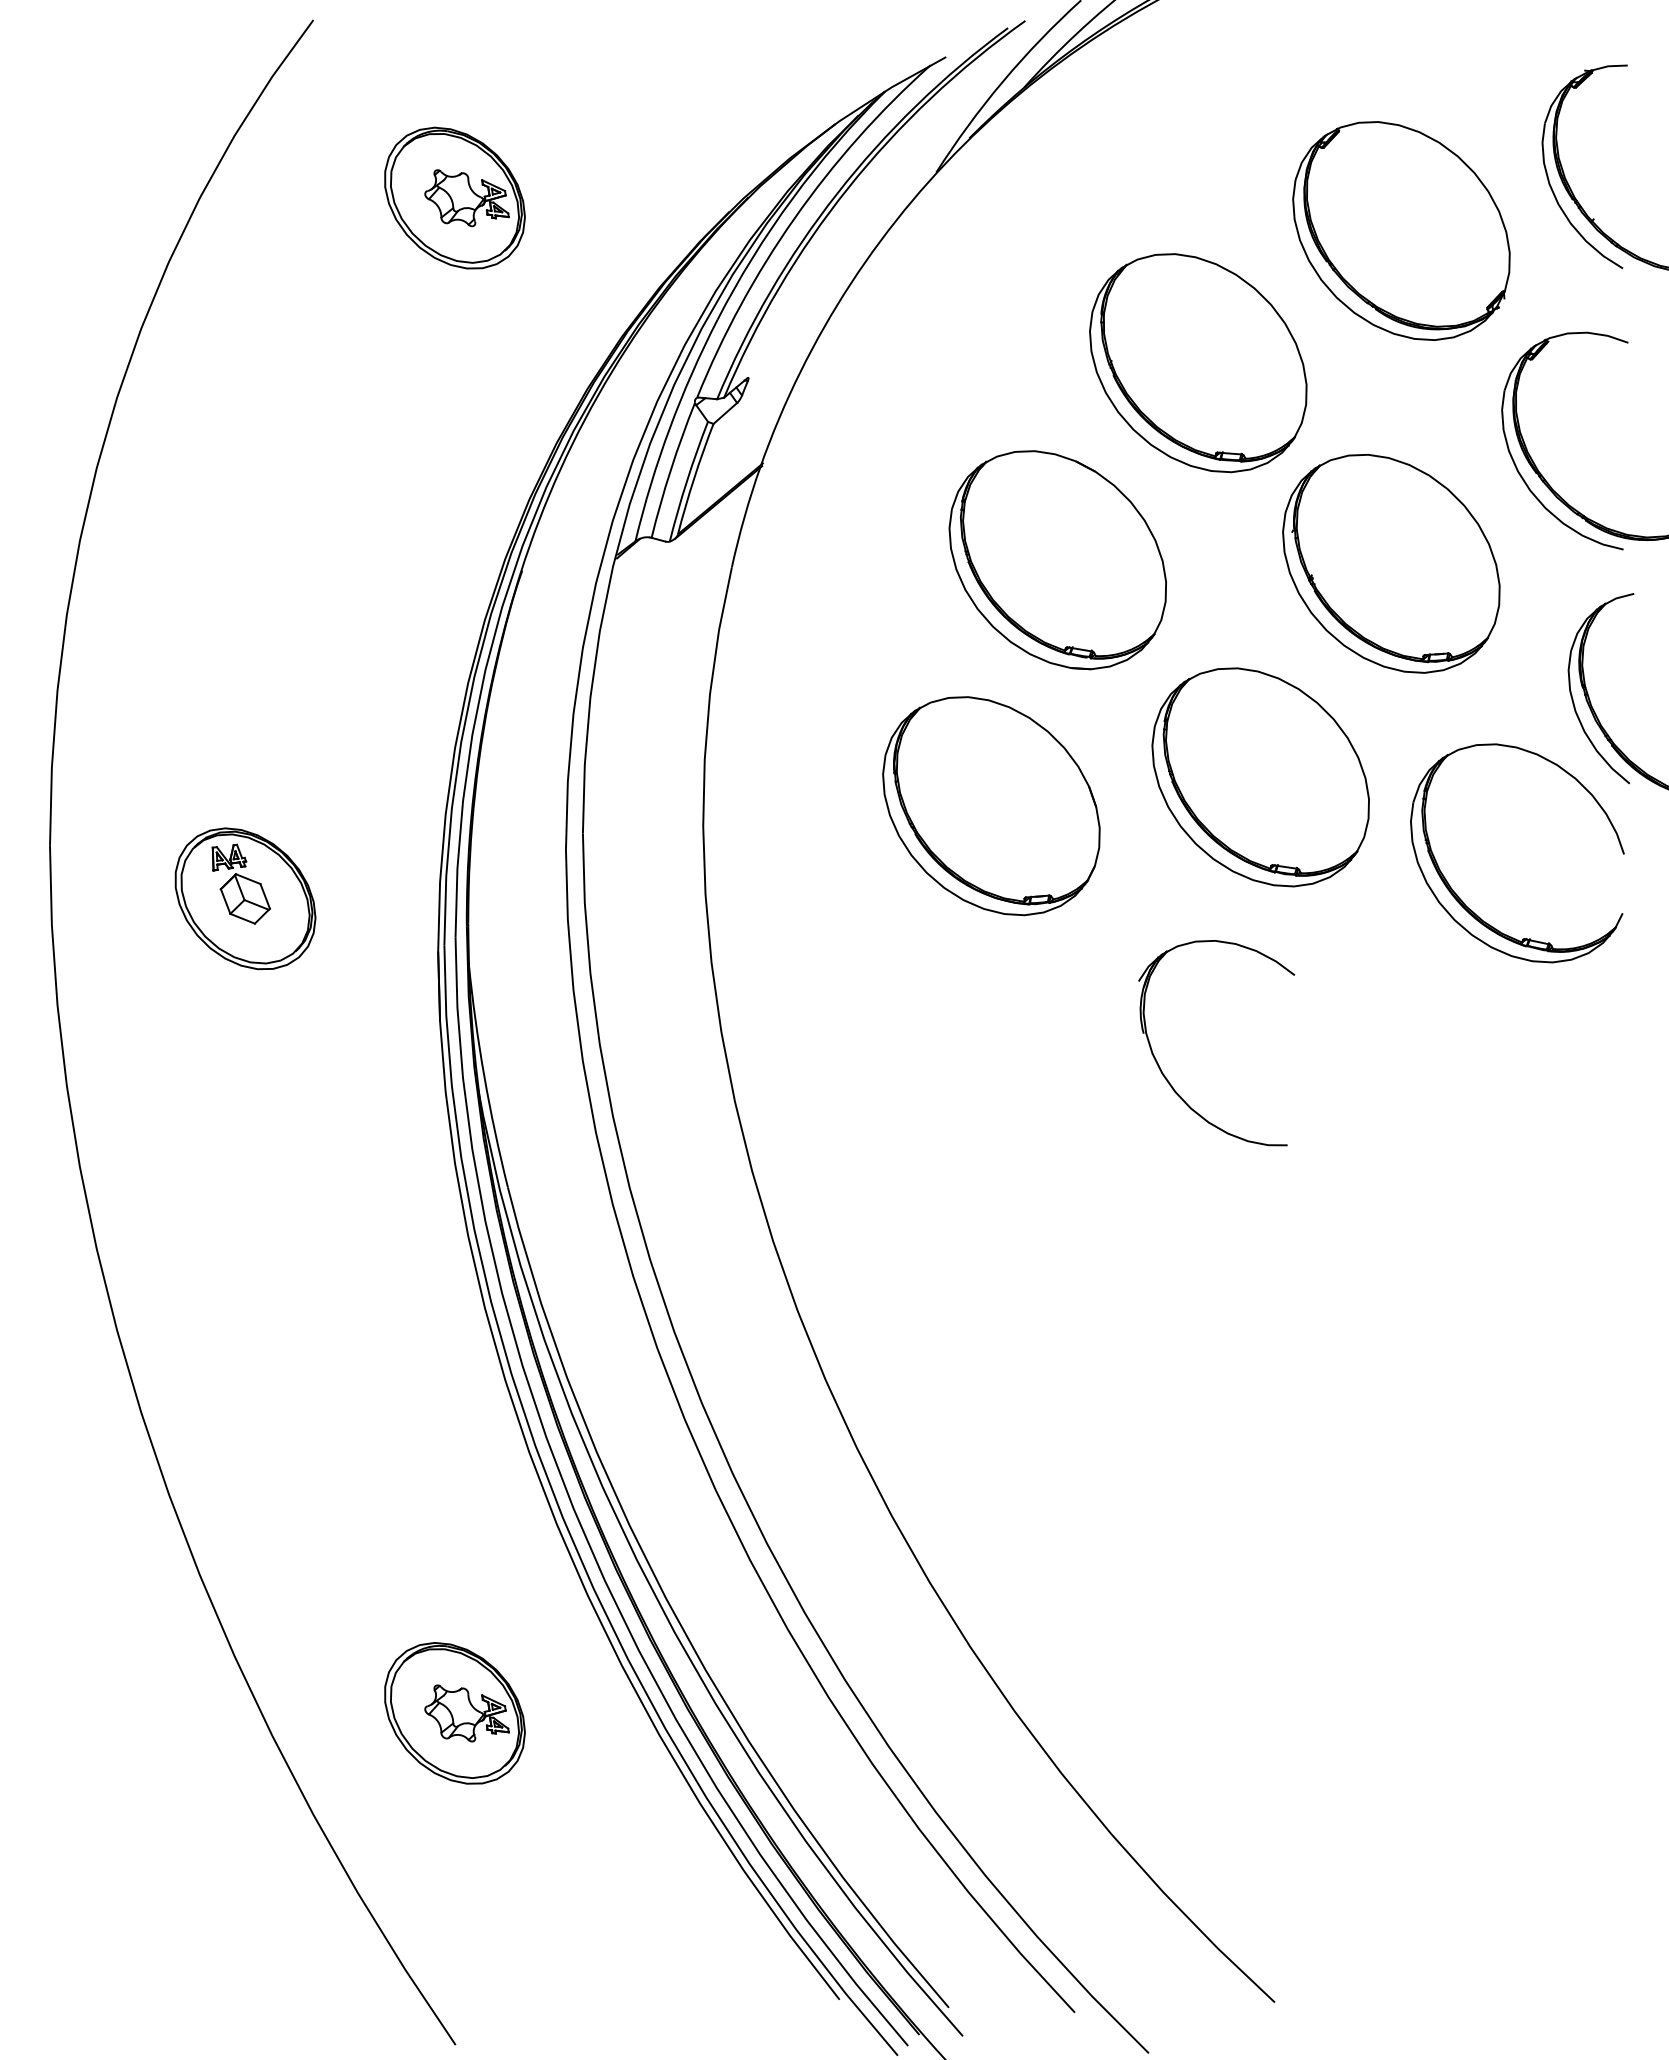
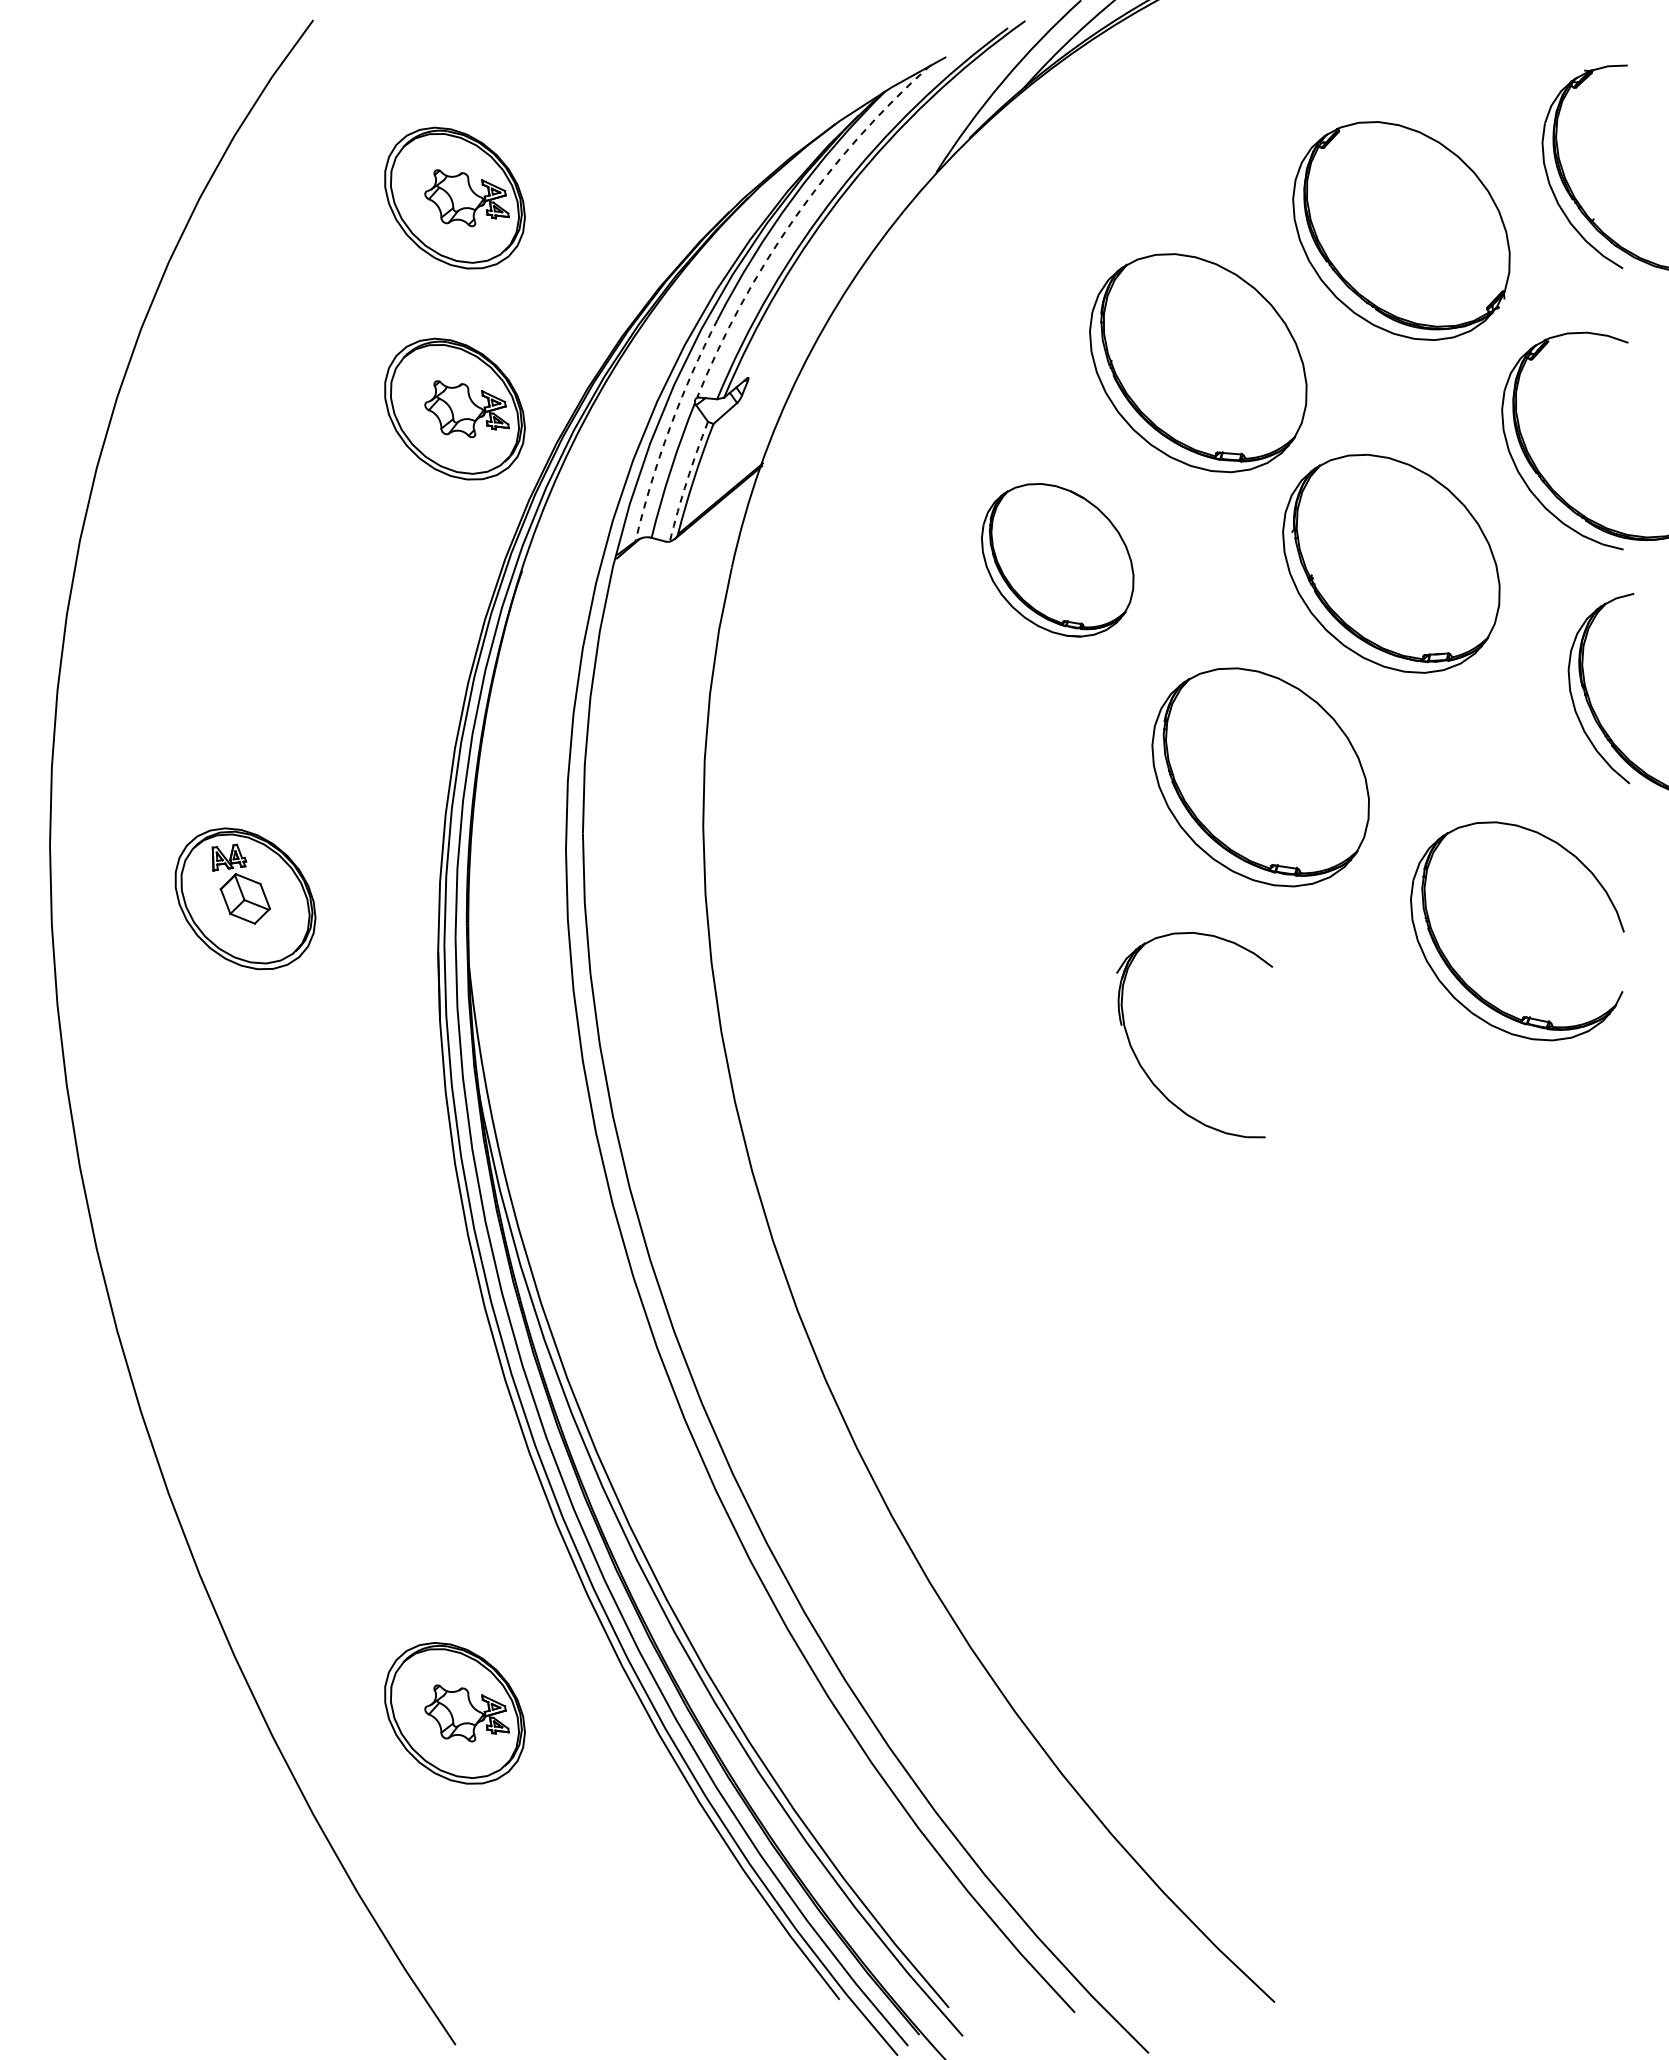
arc: solid -> dashed (794, 218)
part: none -> present (454, 408)
arc: solid -> dashed (669, 428)
arc: solid -> dashed (686, 481)
part size: 219x221 px -> 154x155 px (1057, 560)
part: present -> none (991, 806)
part position: (1464, 902) -> (1464, 980) (1464, 980)
part position: (1167, 1078) -> (1145, 1070) (1145, 1070)
